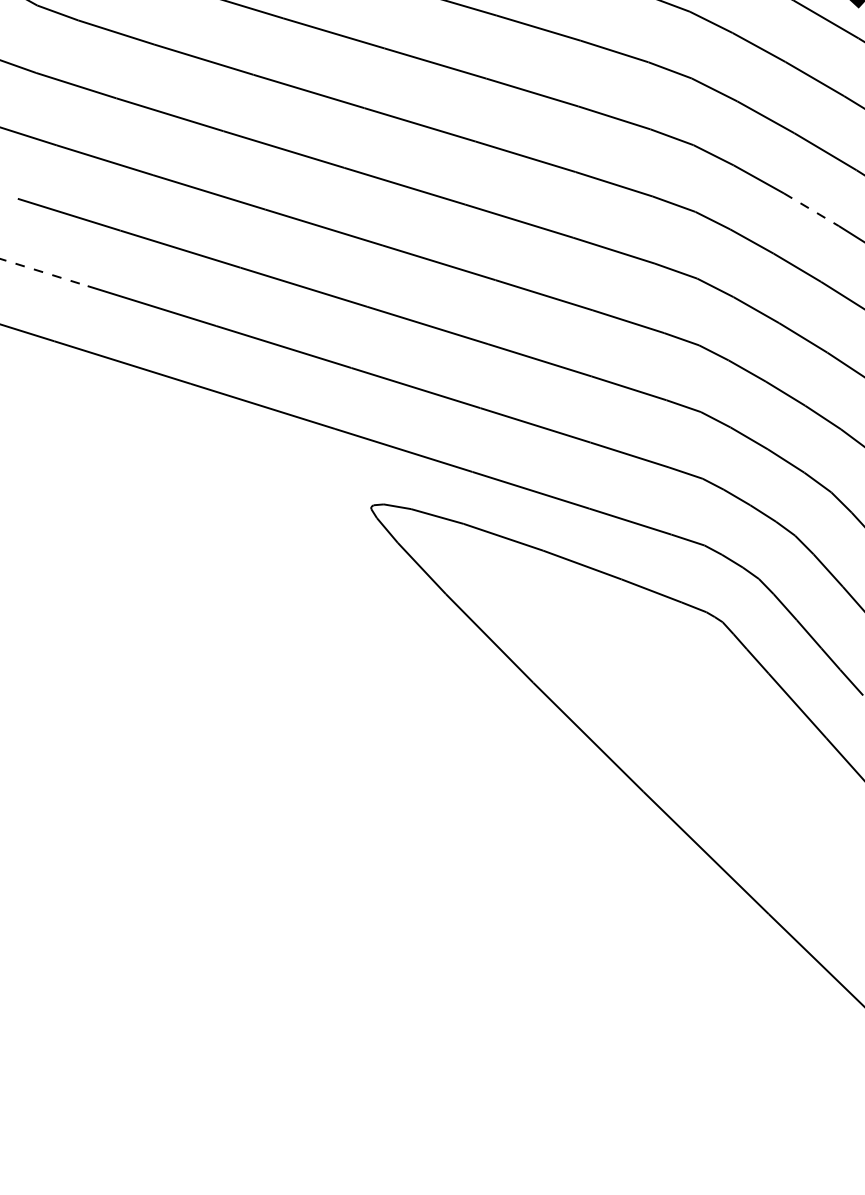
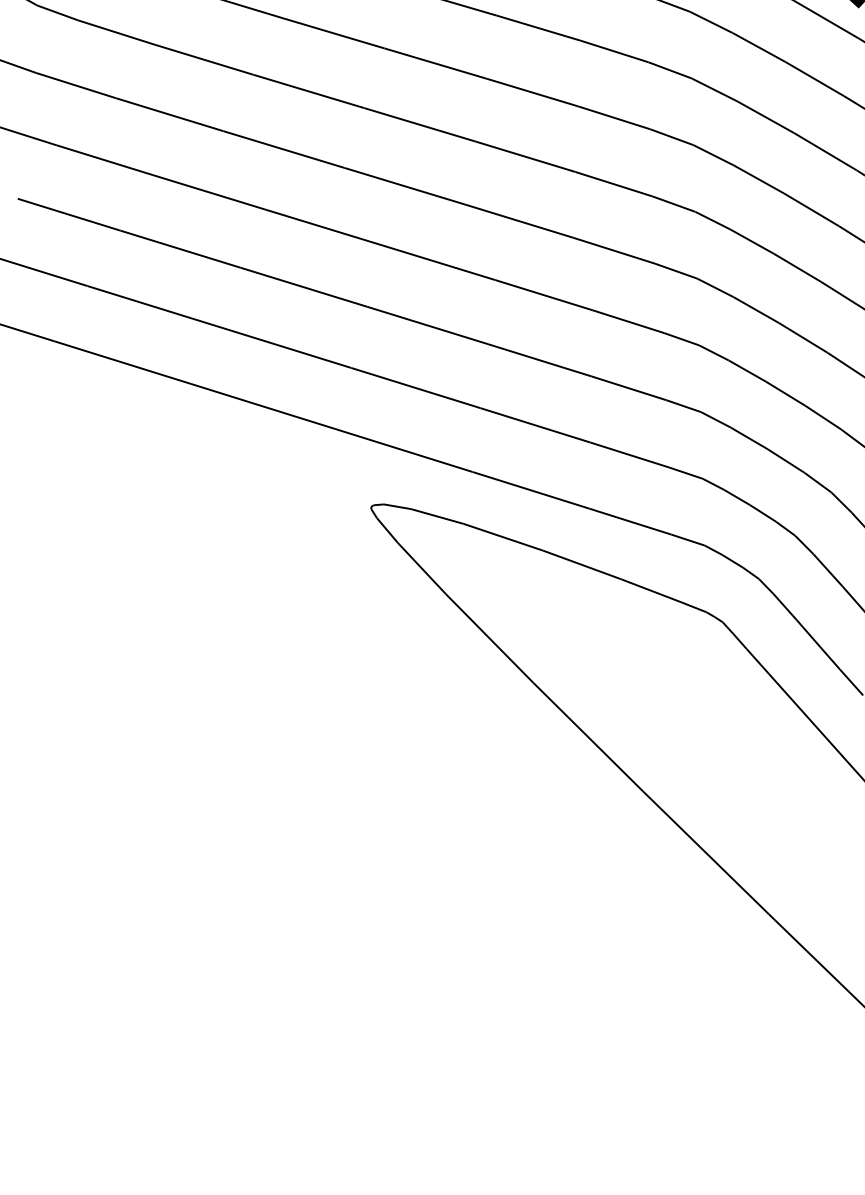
line: dashed -> solid (811, 209)
line: dashed -> solid (44, 272)
